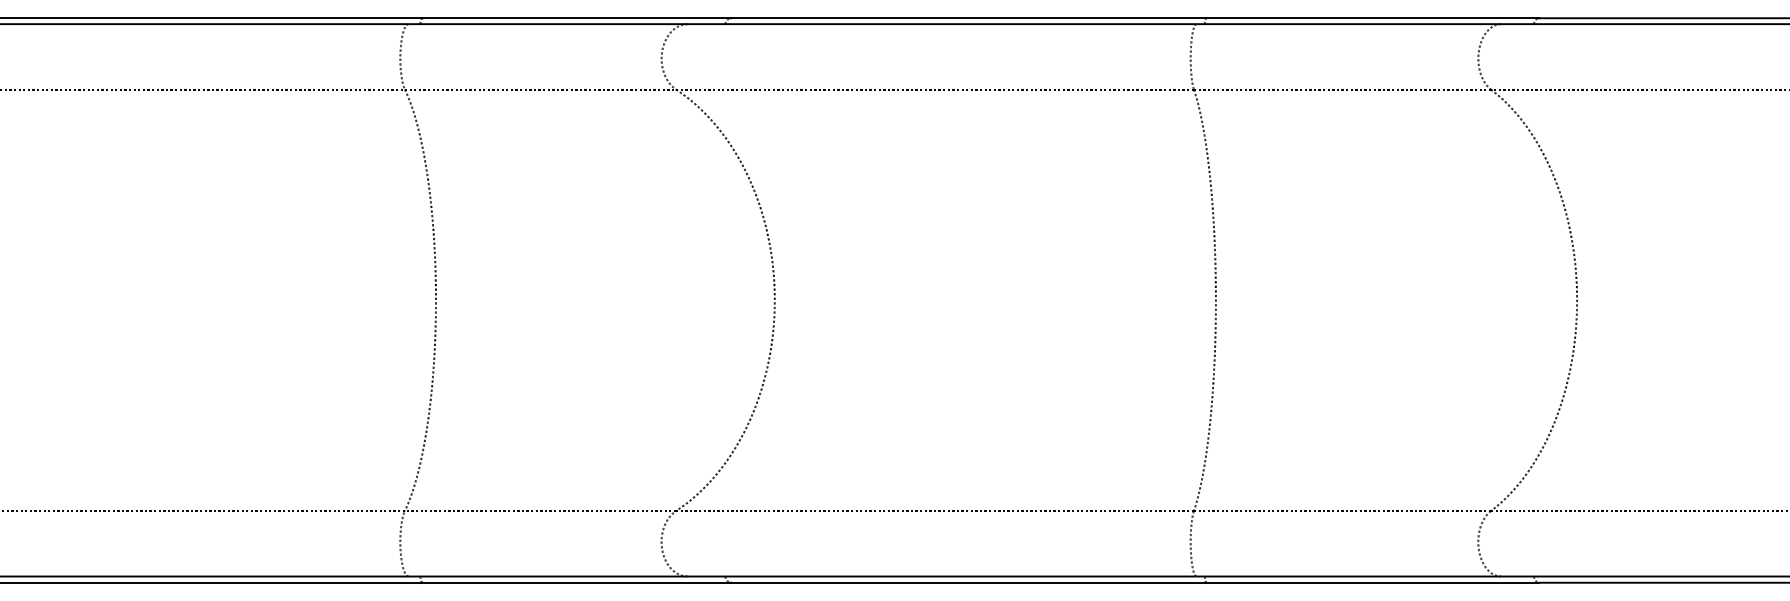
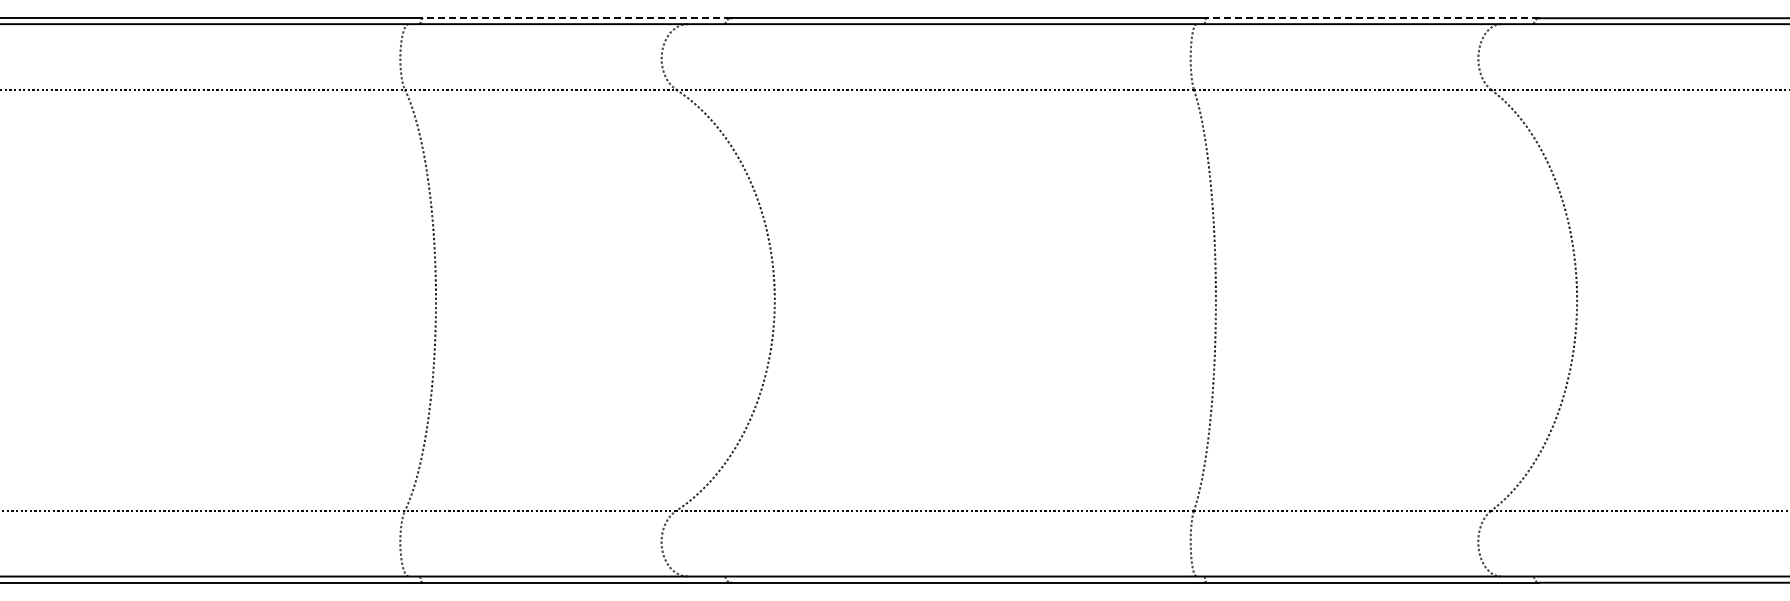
line: solid -> dashed (576, 18)
line: solid -> dashed (1372, 18)
